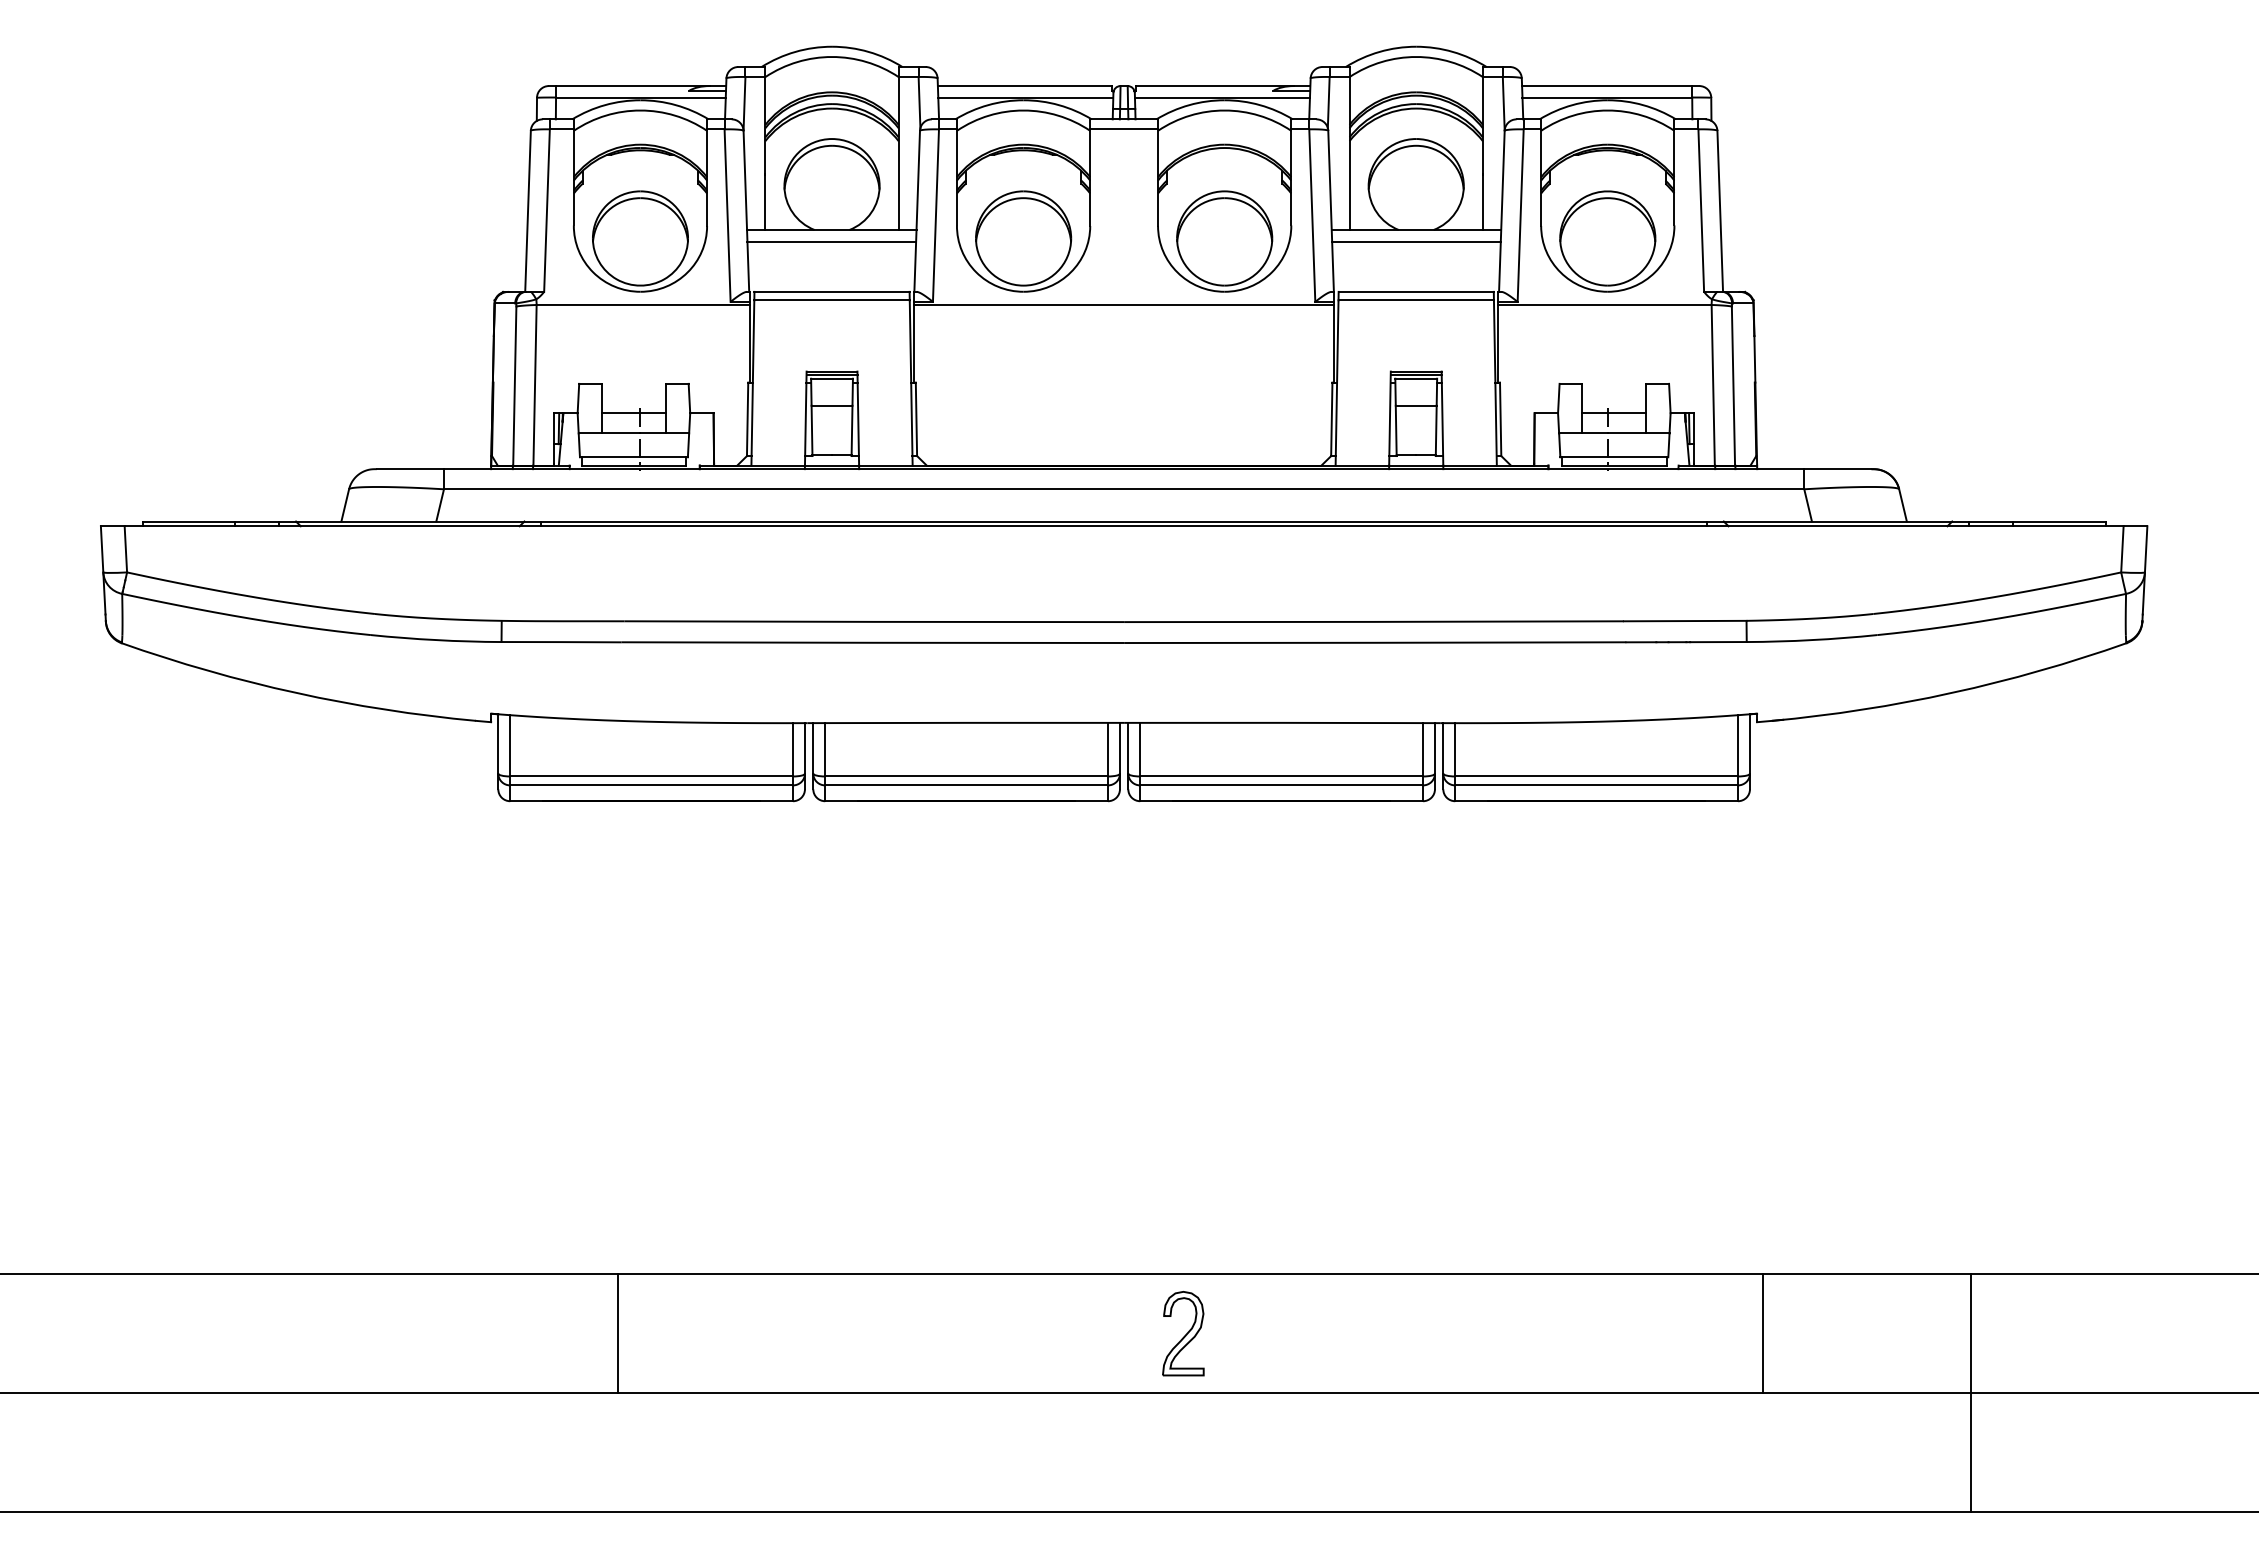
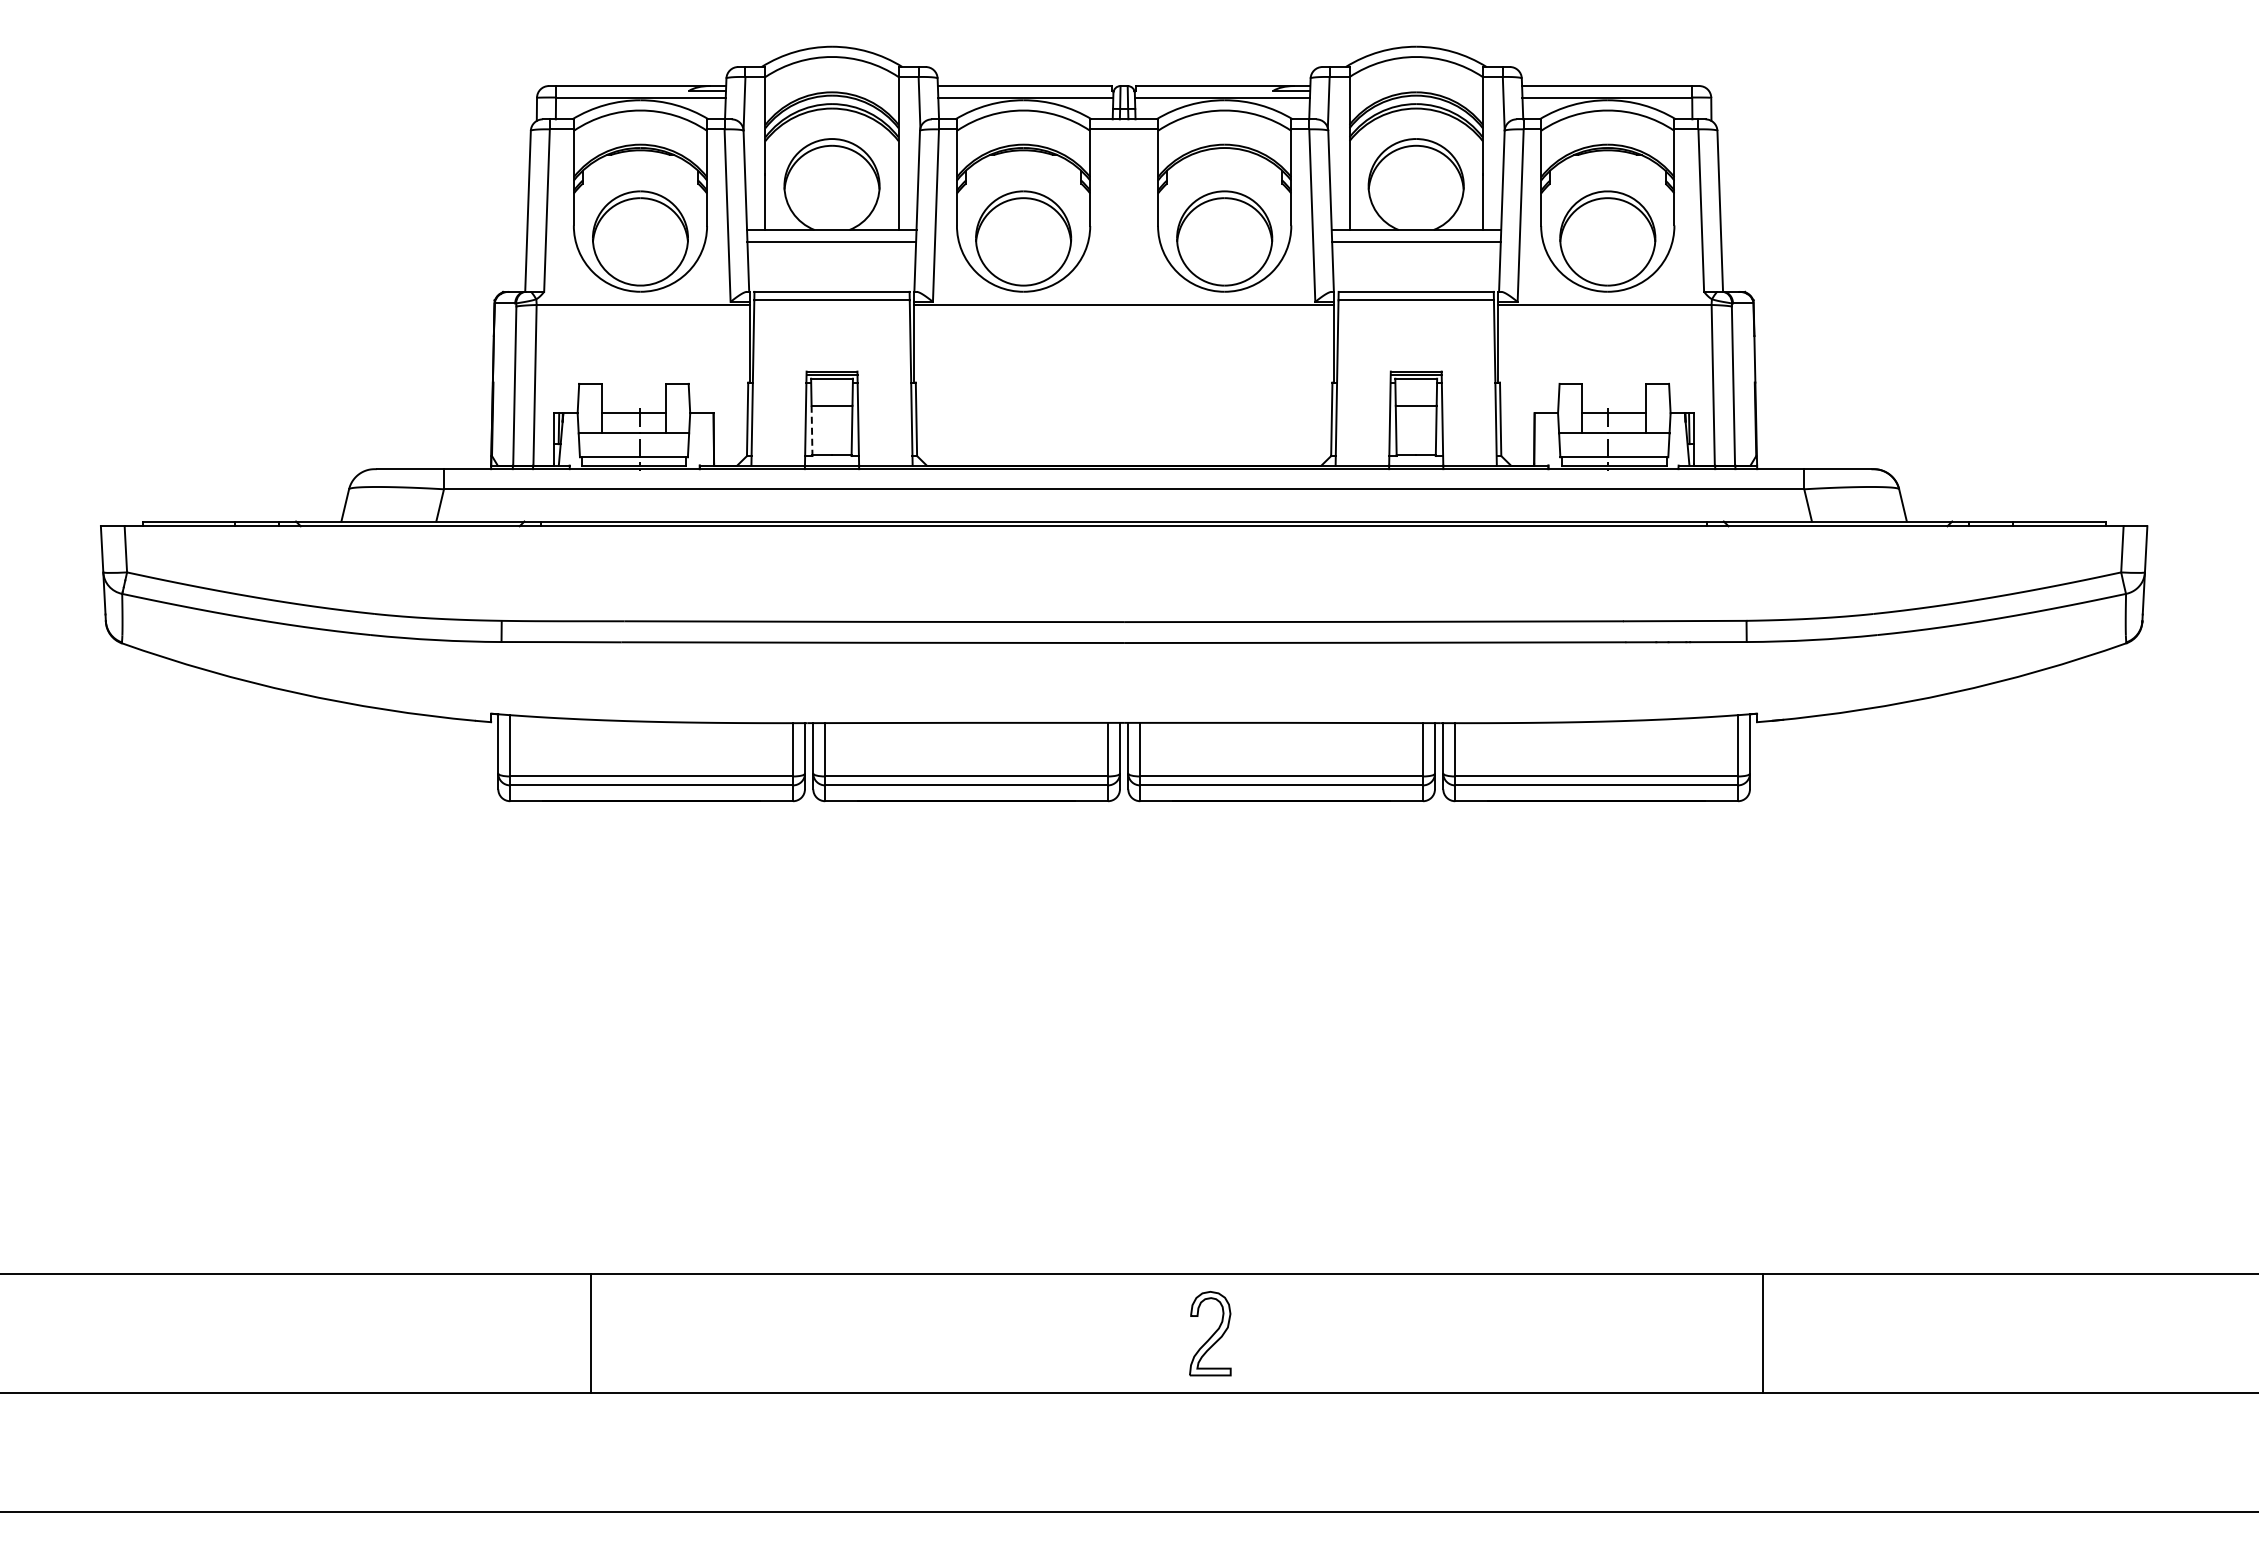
line: solid -> dashed (812, 430)
line position: (617, 1333) -> (590, 1333) (590, 1333)
part position: (1183, 1333) -> (1210, 1333) (1210, 1333)
line: present -> none (1971, 1393)
